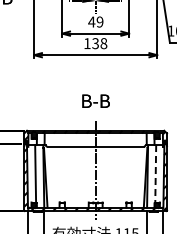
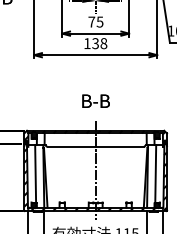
text: 49 -> 75 (95, 21)
line: dashed -> solid (155, 174)
